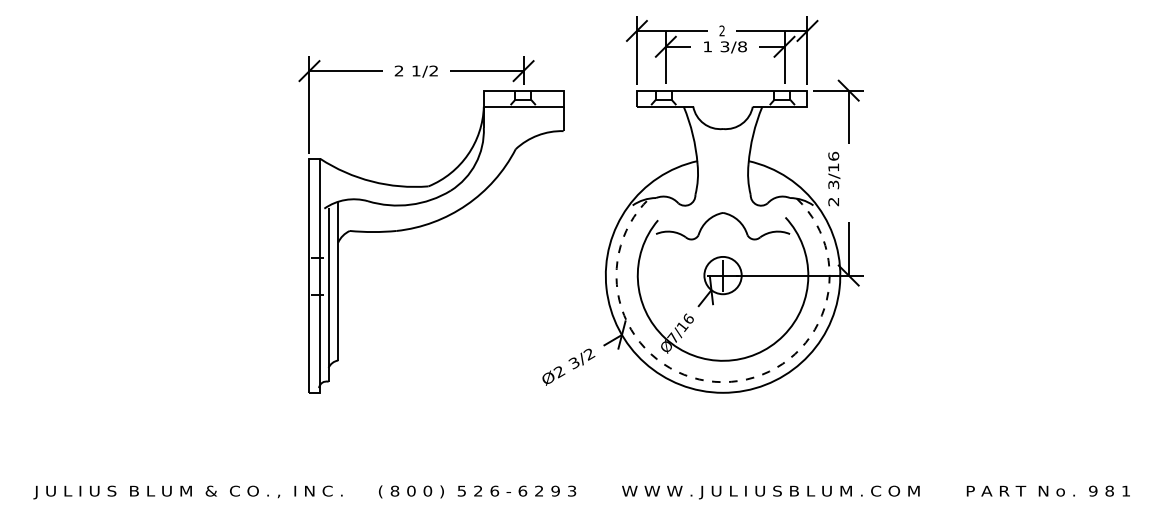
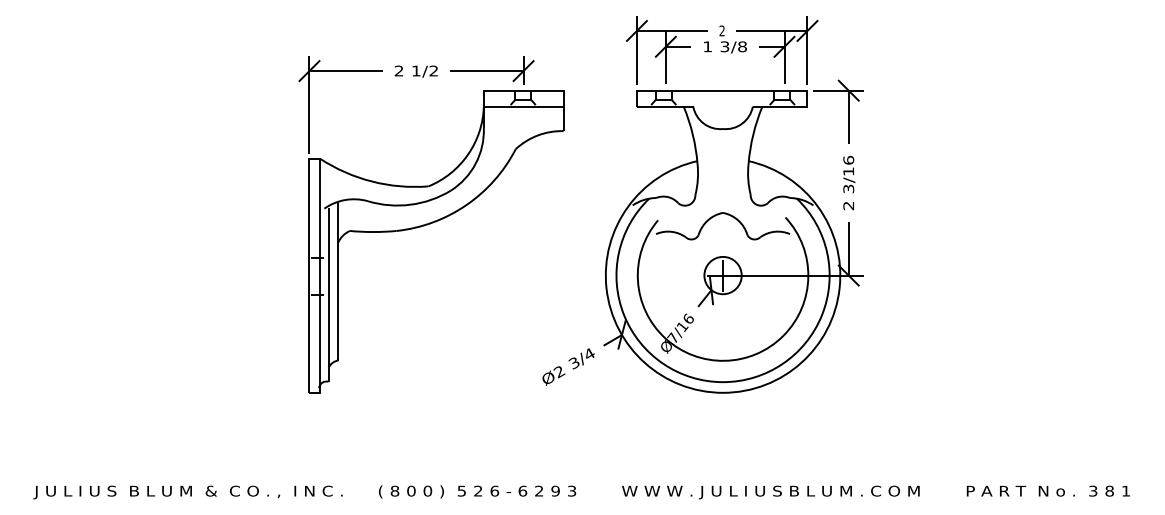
text position: (834, 178) -> (849, 182) (849, 182)
text: 3/2 -> 3/4 (589, 354)
arc: dashed -> solid (723, 382)
text: 9 -> 3 (1093, 490)
